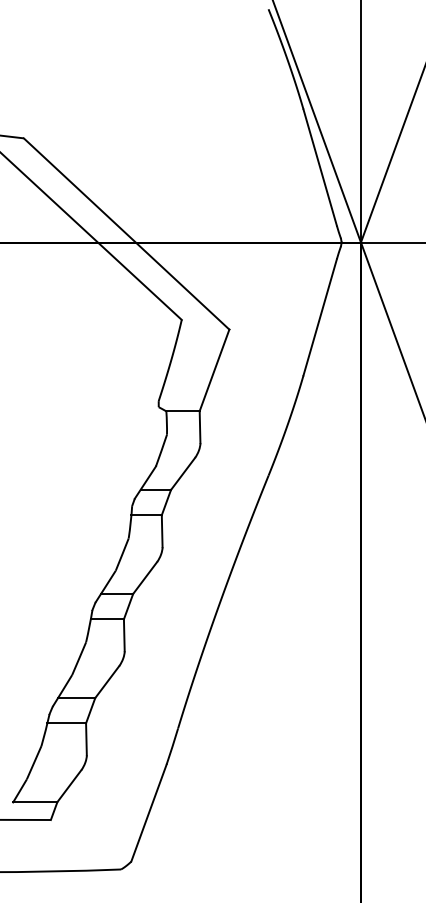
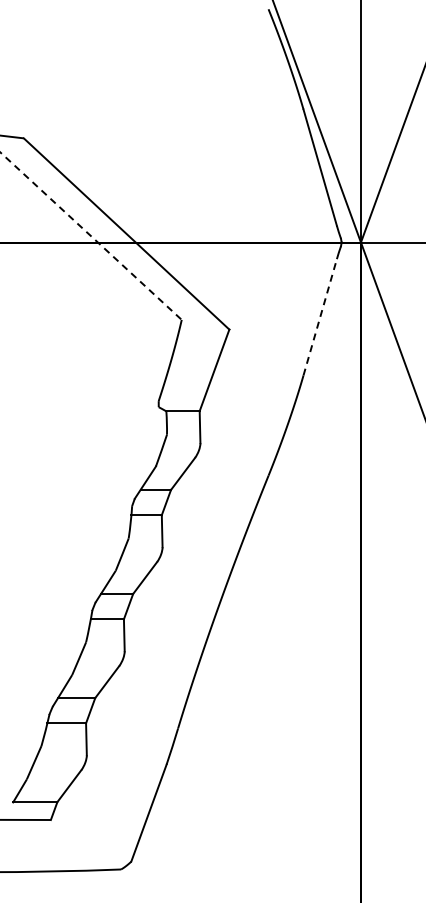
line: solid -> dashed (91, 236)
line: solid -> dashed (320, 317)
